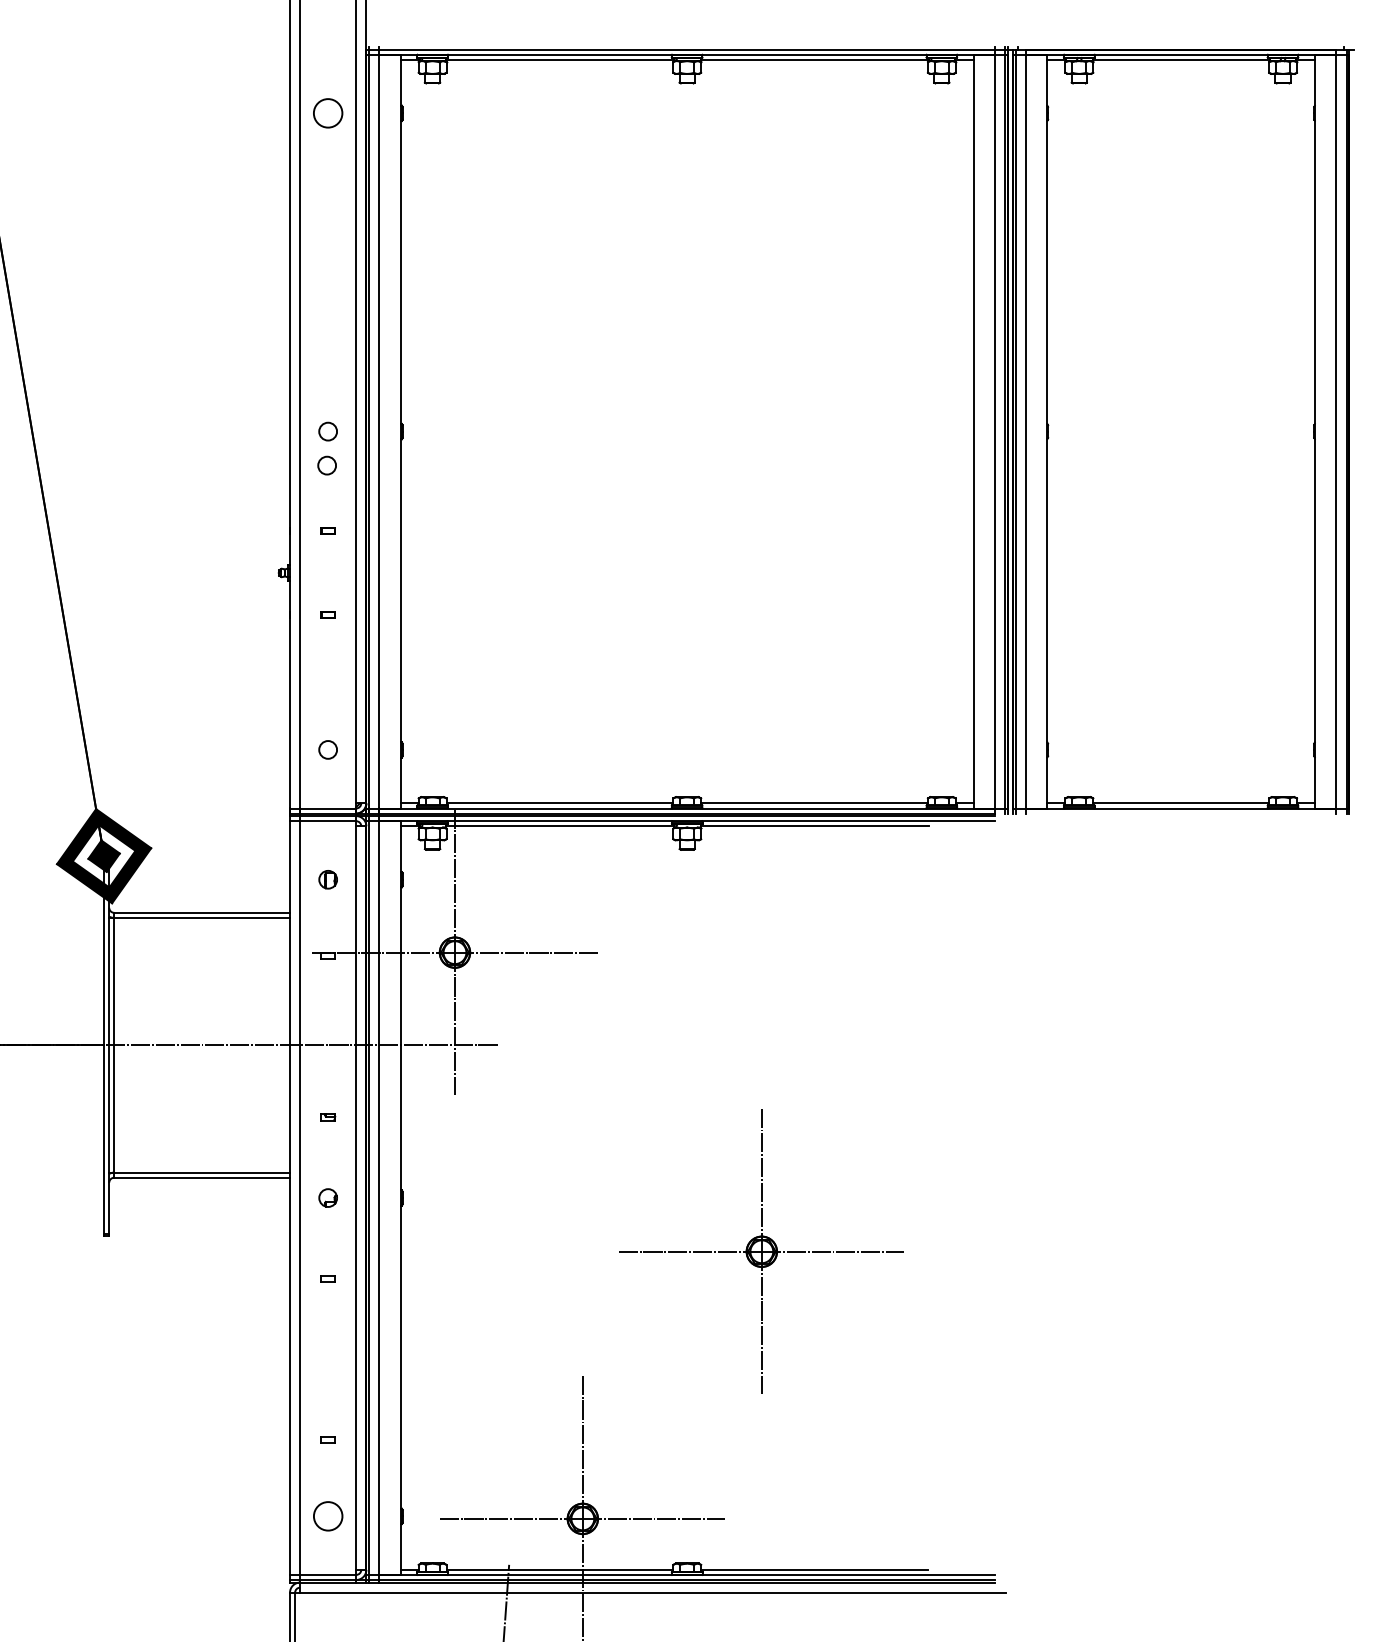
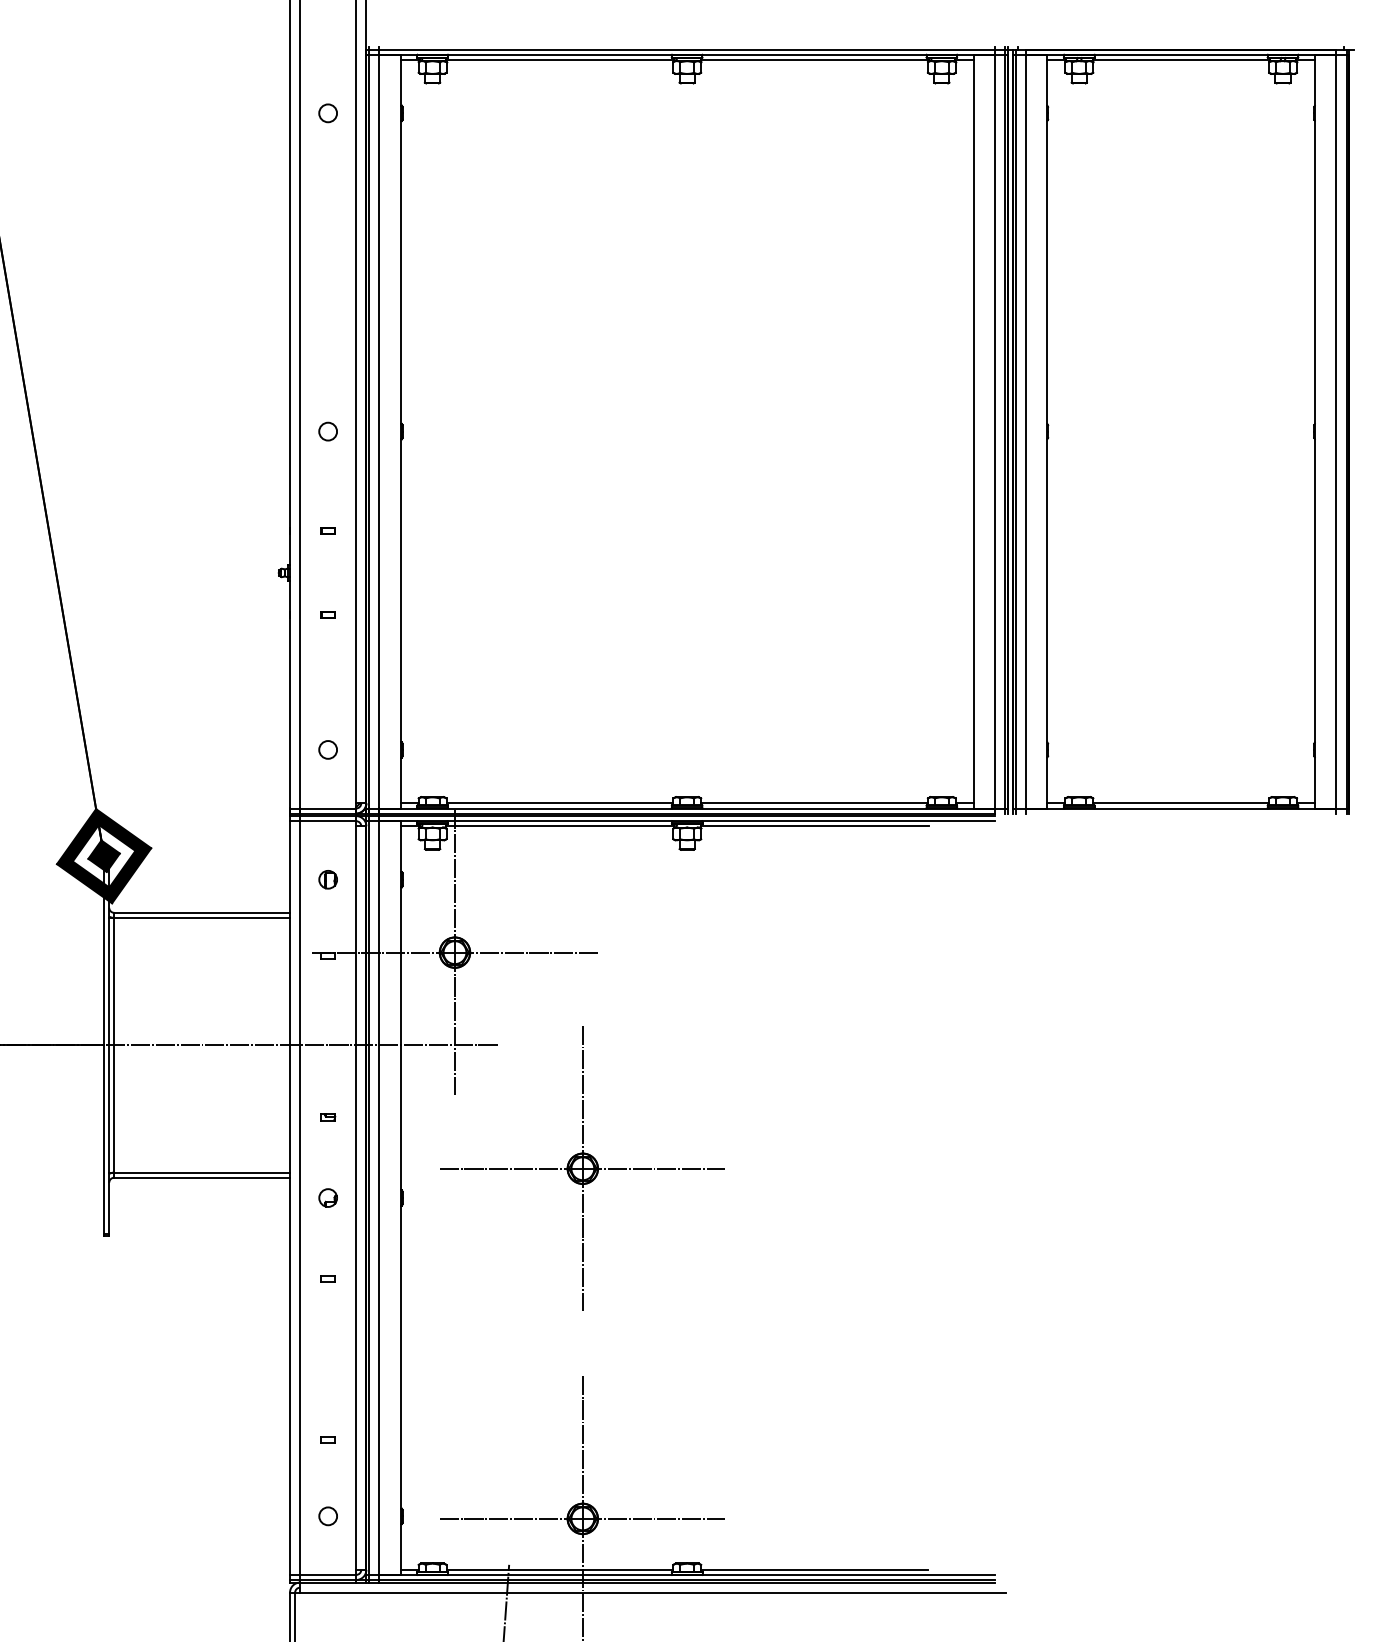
circle diameter: 29 px -> 18 px (328, 113)
circle: present -> none (326, 465)
part position: (761, 1251) -> (582, 1168) (582, 1168)
circle diameter: 29 px -> 18 px (328, 1516)
